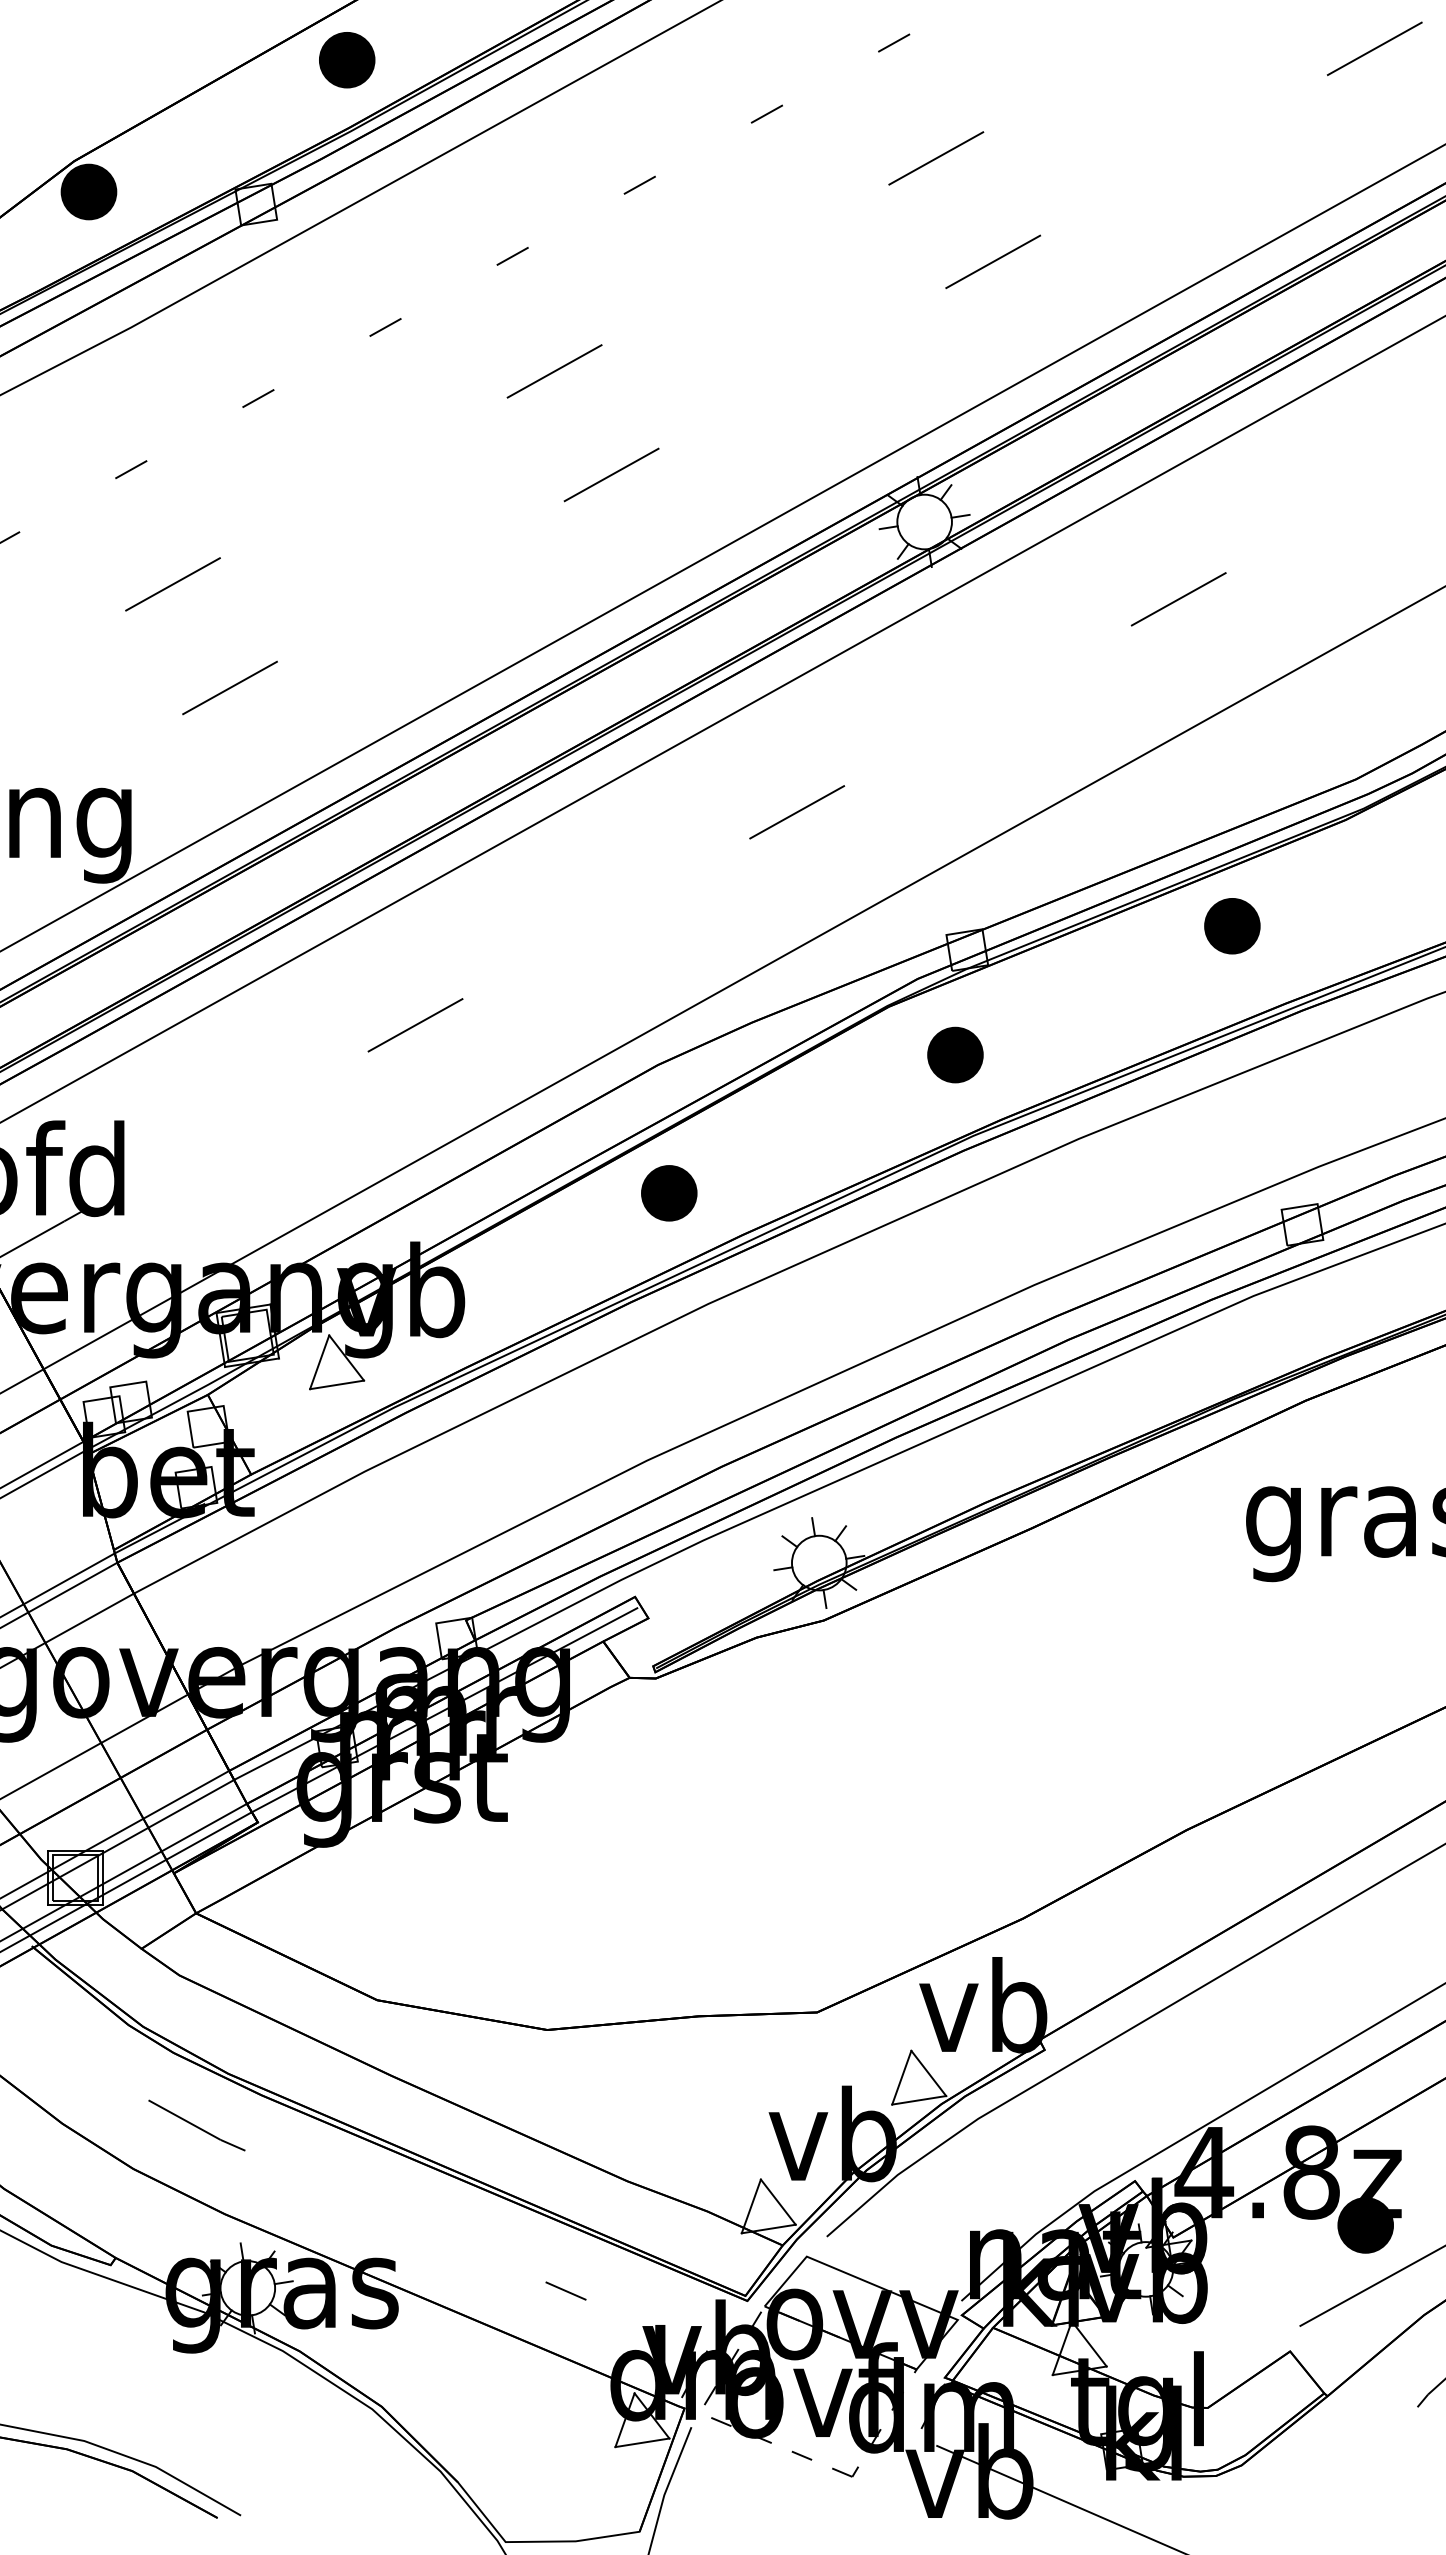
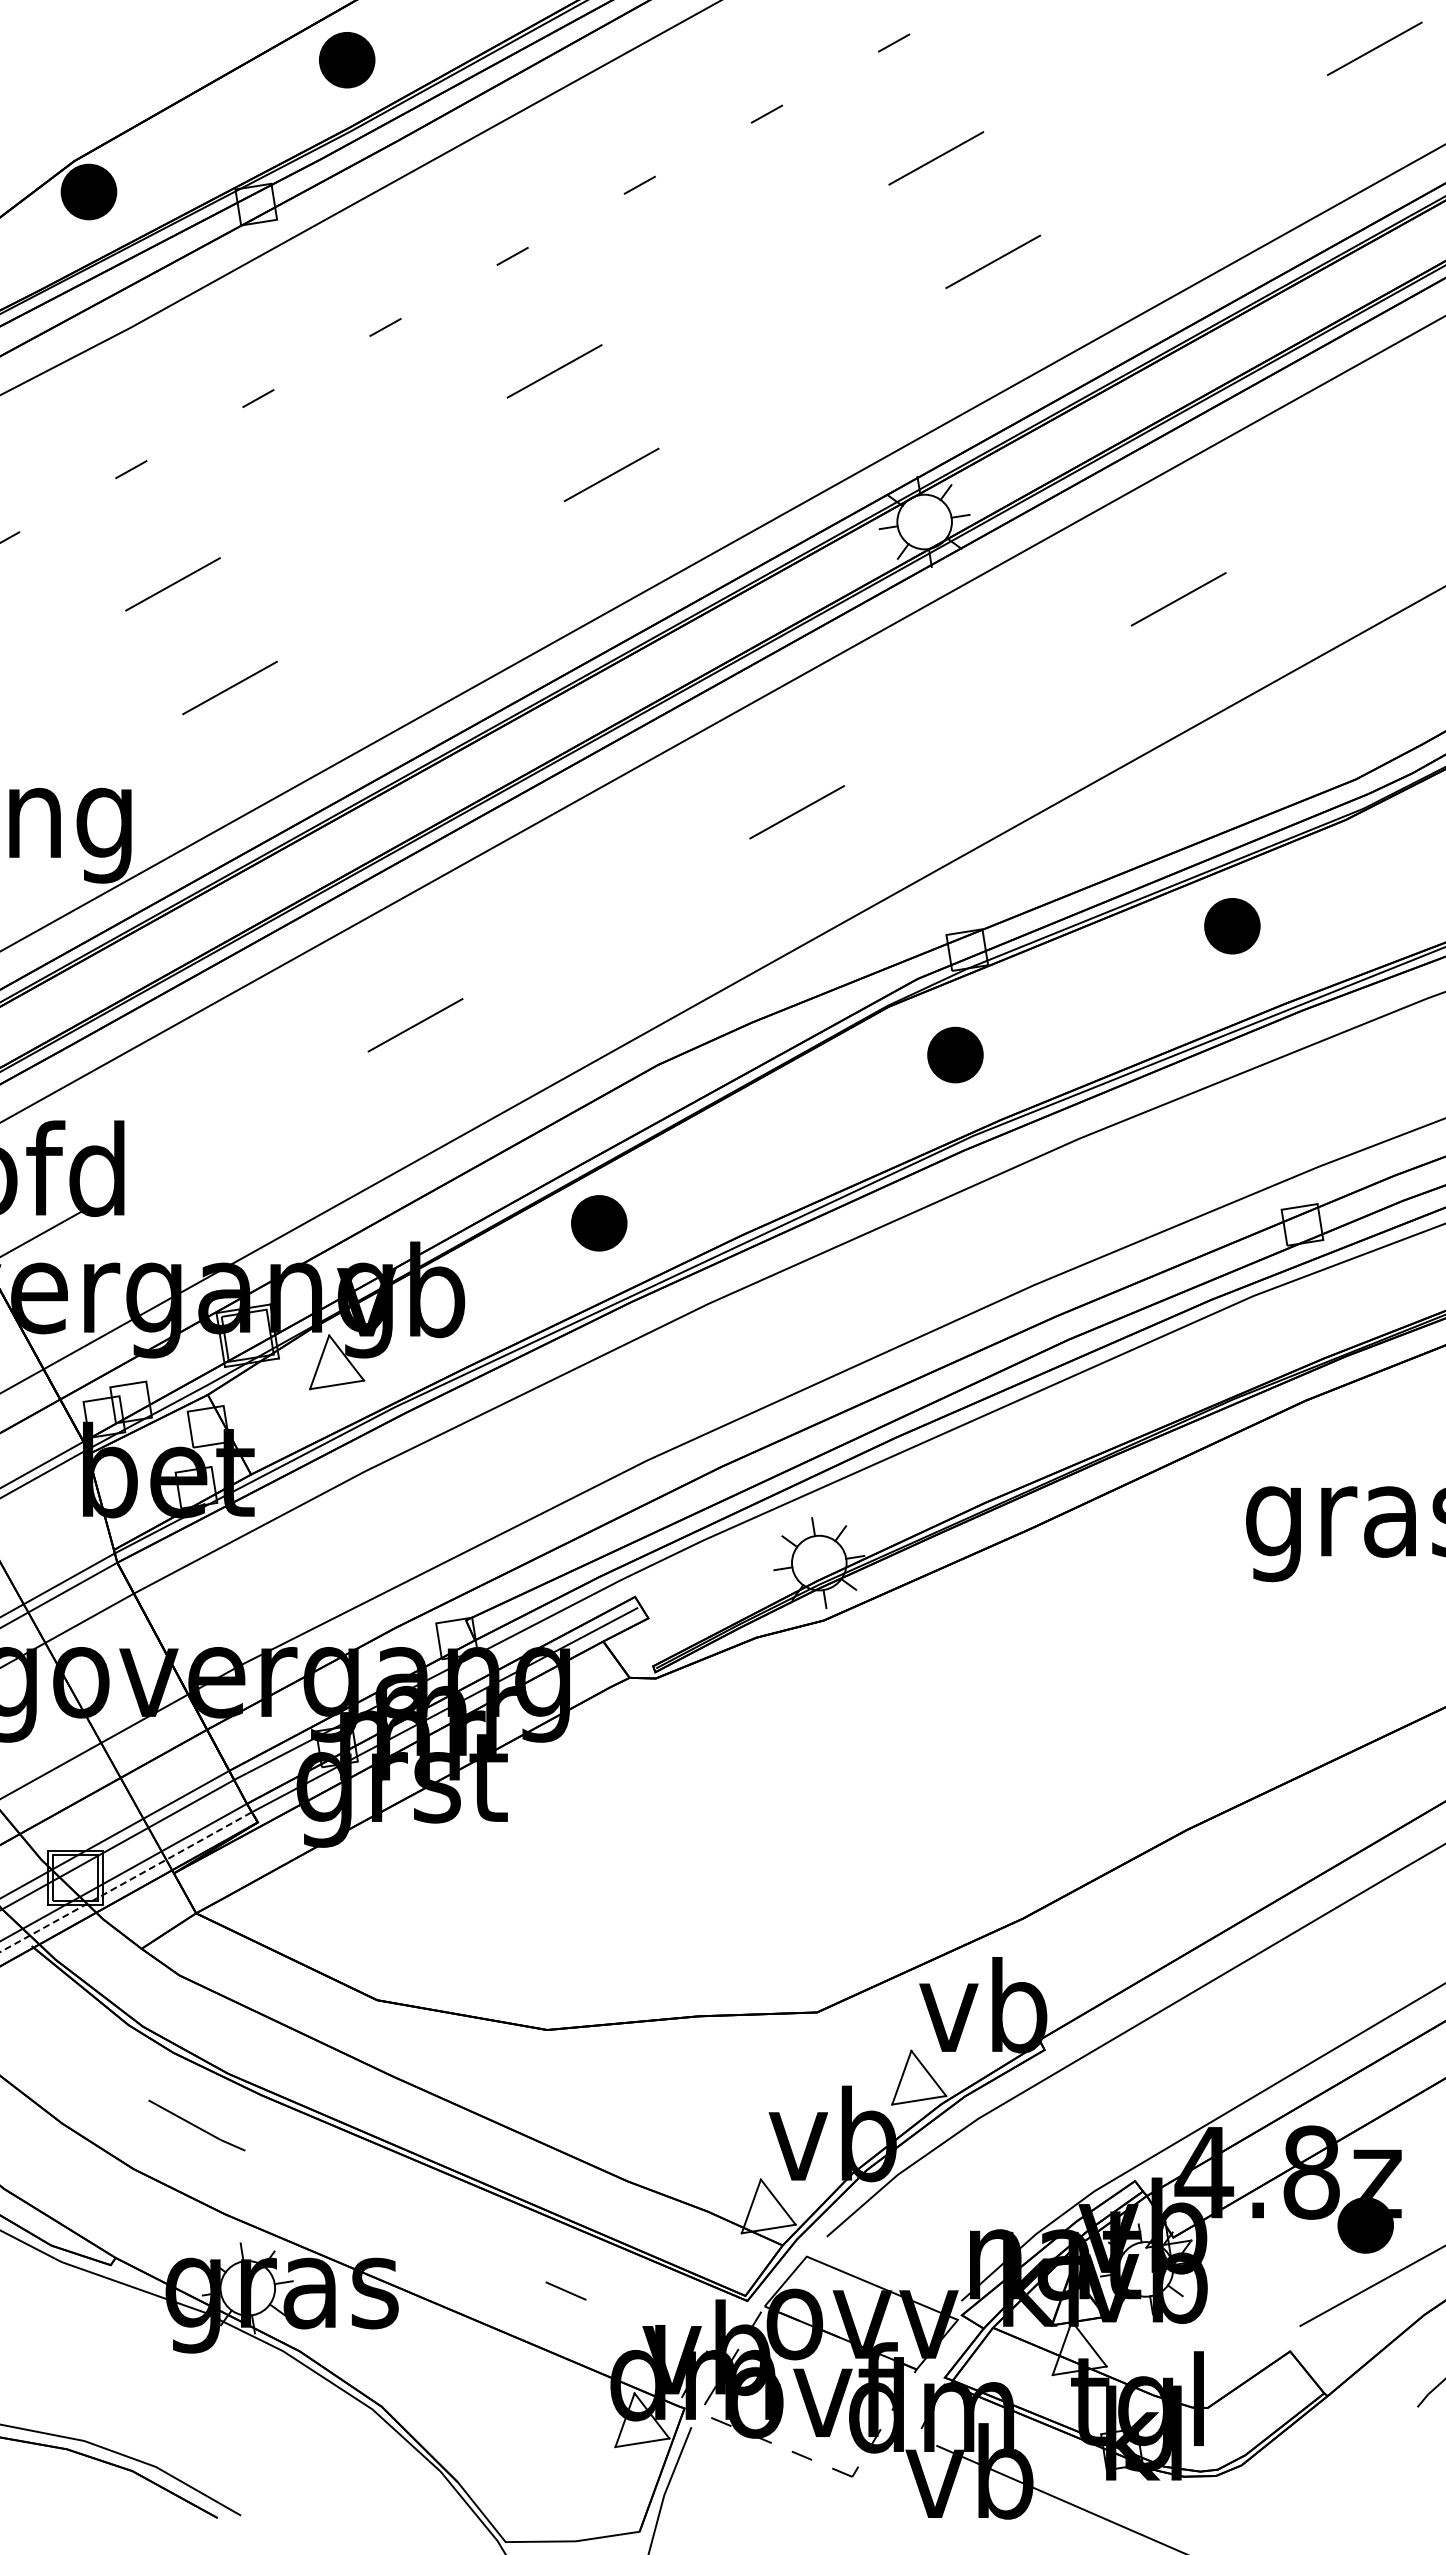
part position: (669, 1193) -> (599, 1223) (599, 1223)
line: solid -> dashed (125, 1882)
